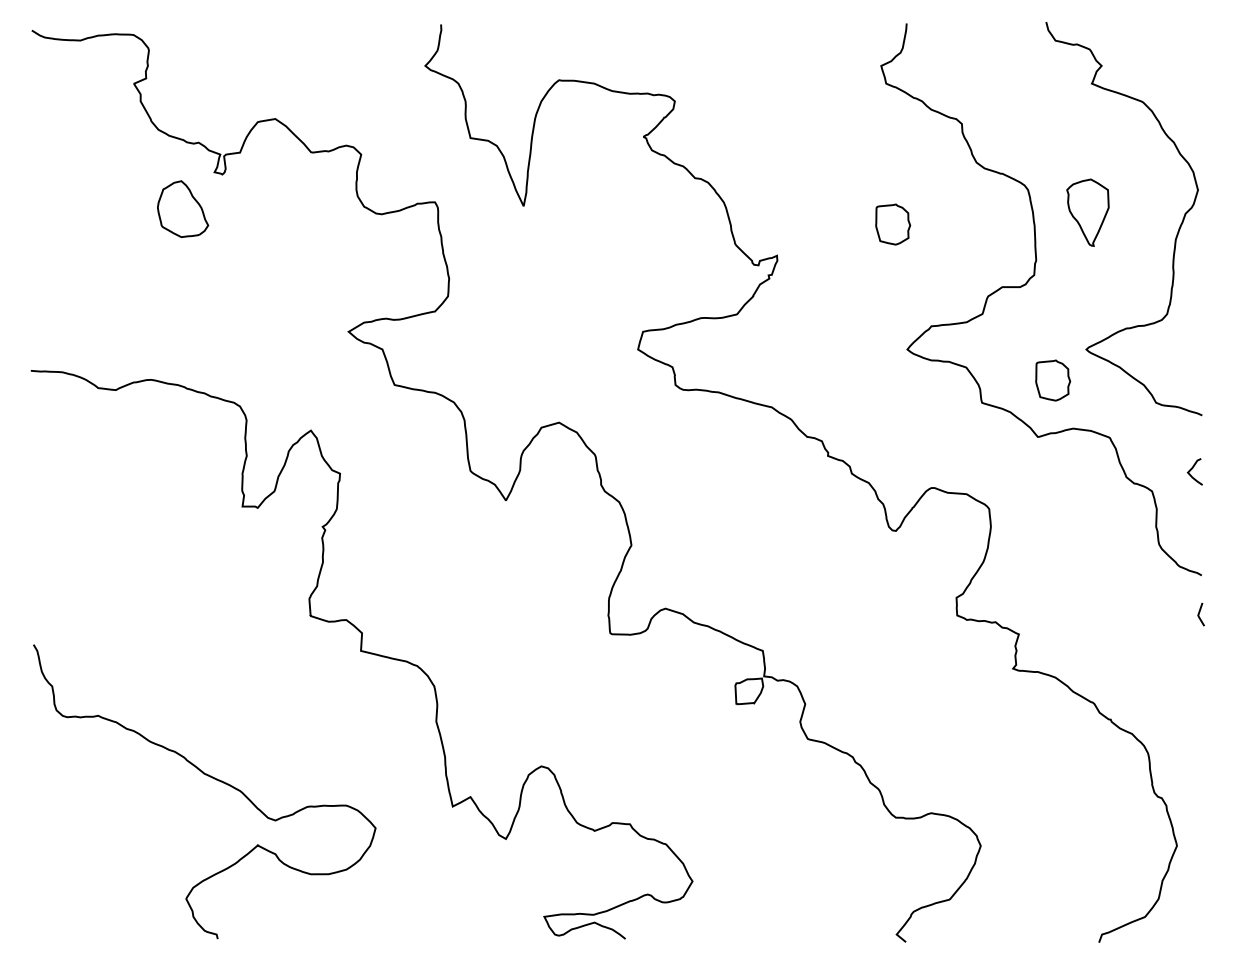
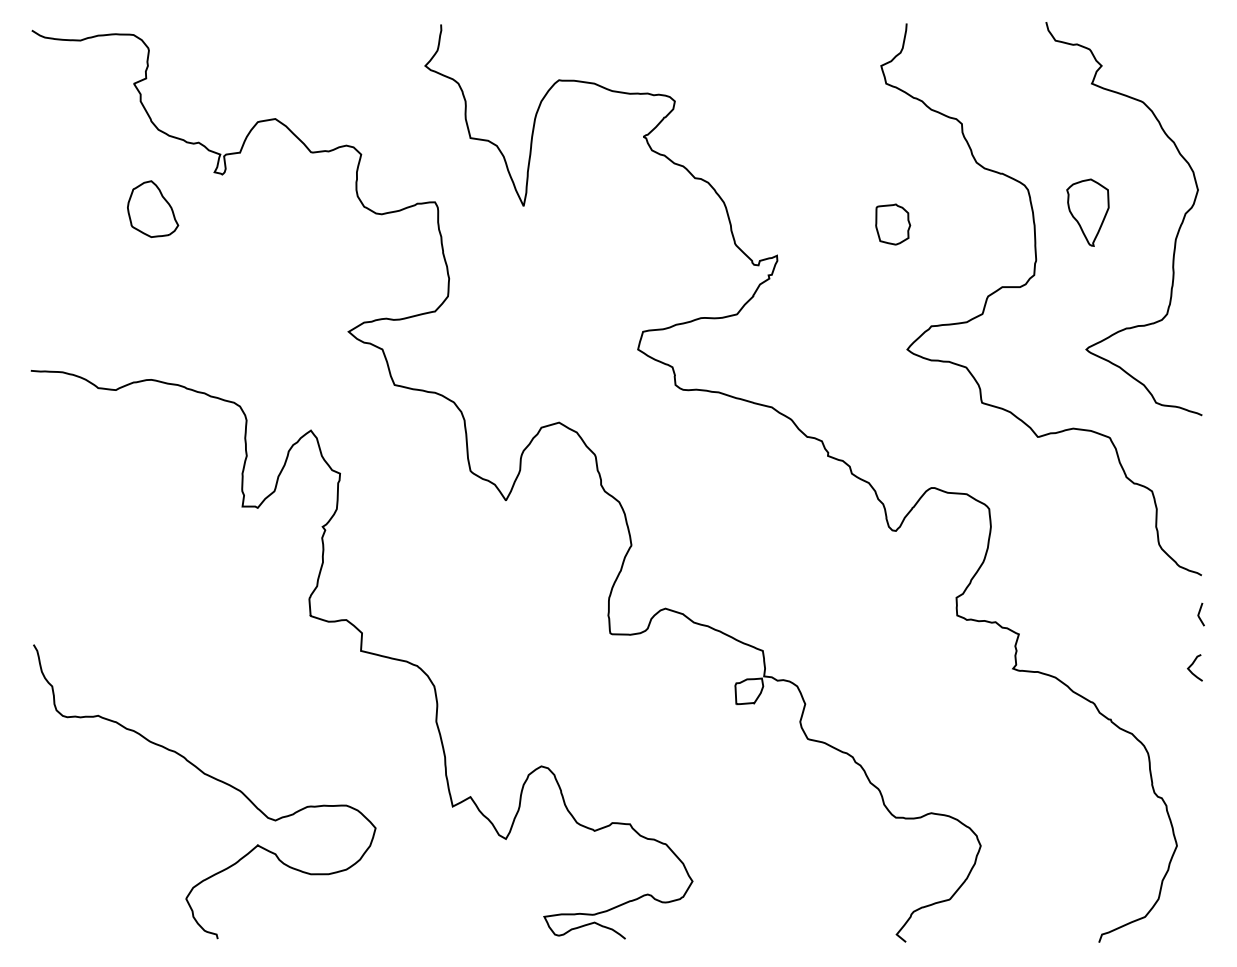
part position: (183, 208) -> (153, 208) (153, 208)
part: present -> none (1053, 380)
curve position: (1192, 469) -> (1192, 665) (1192, 665)
